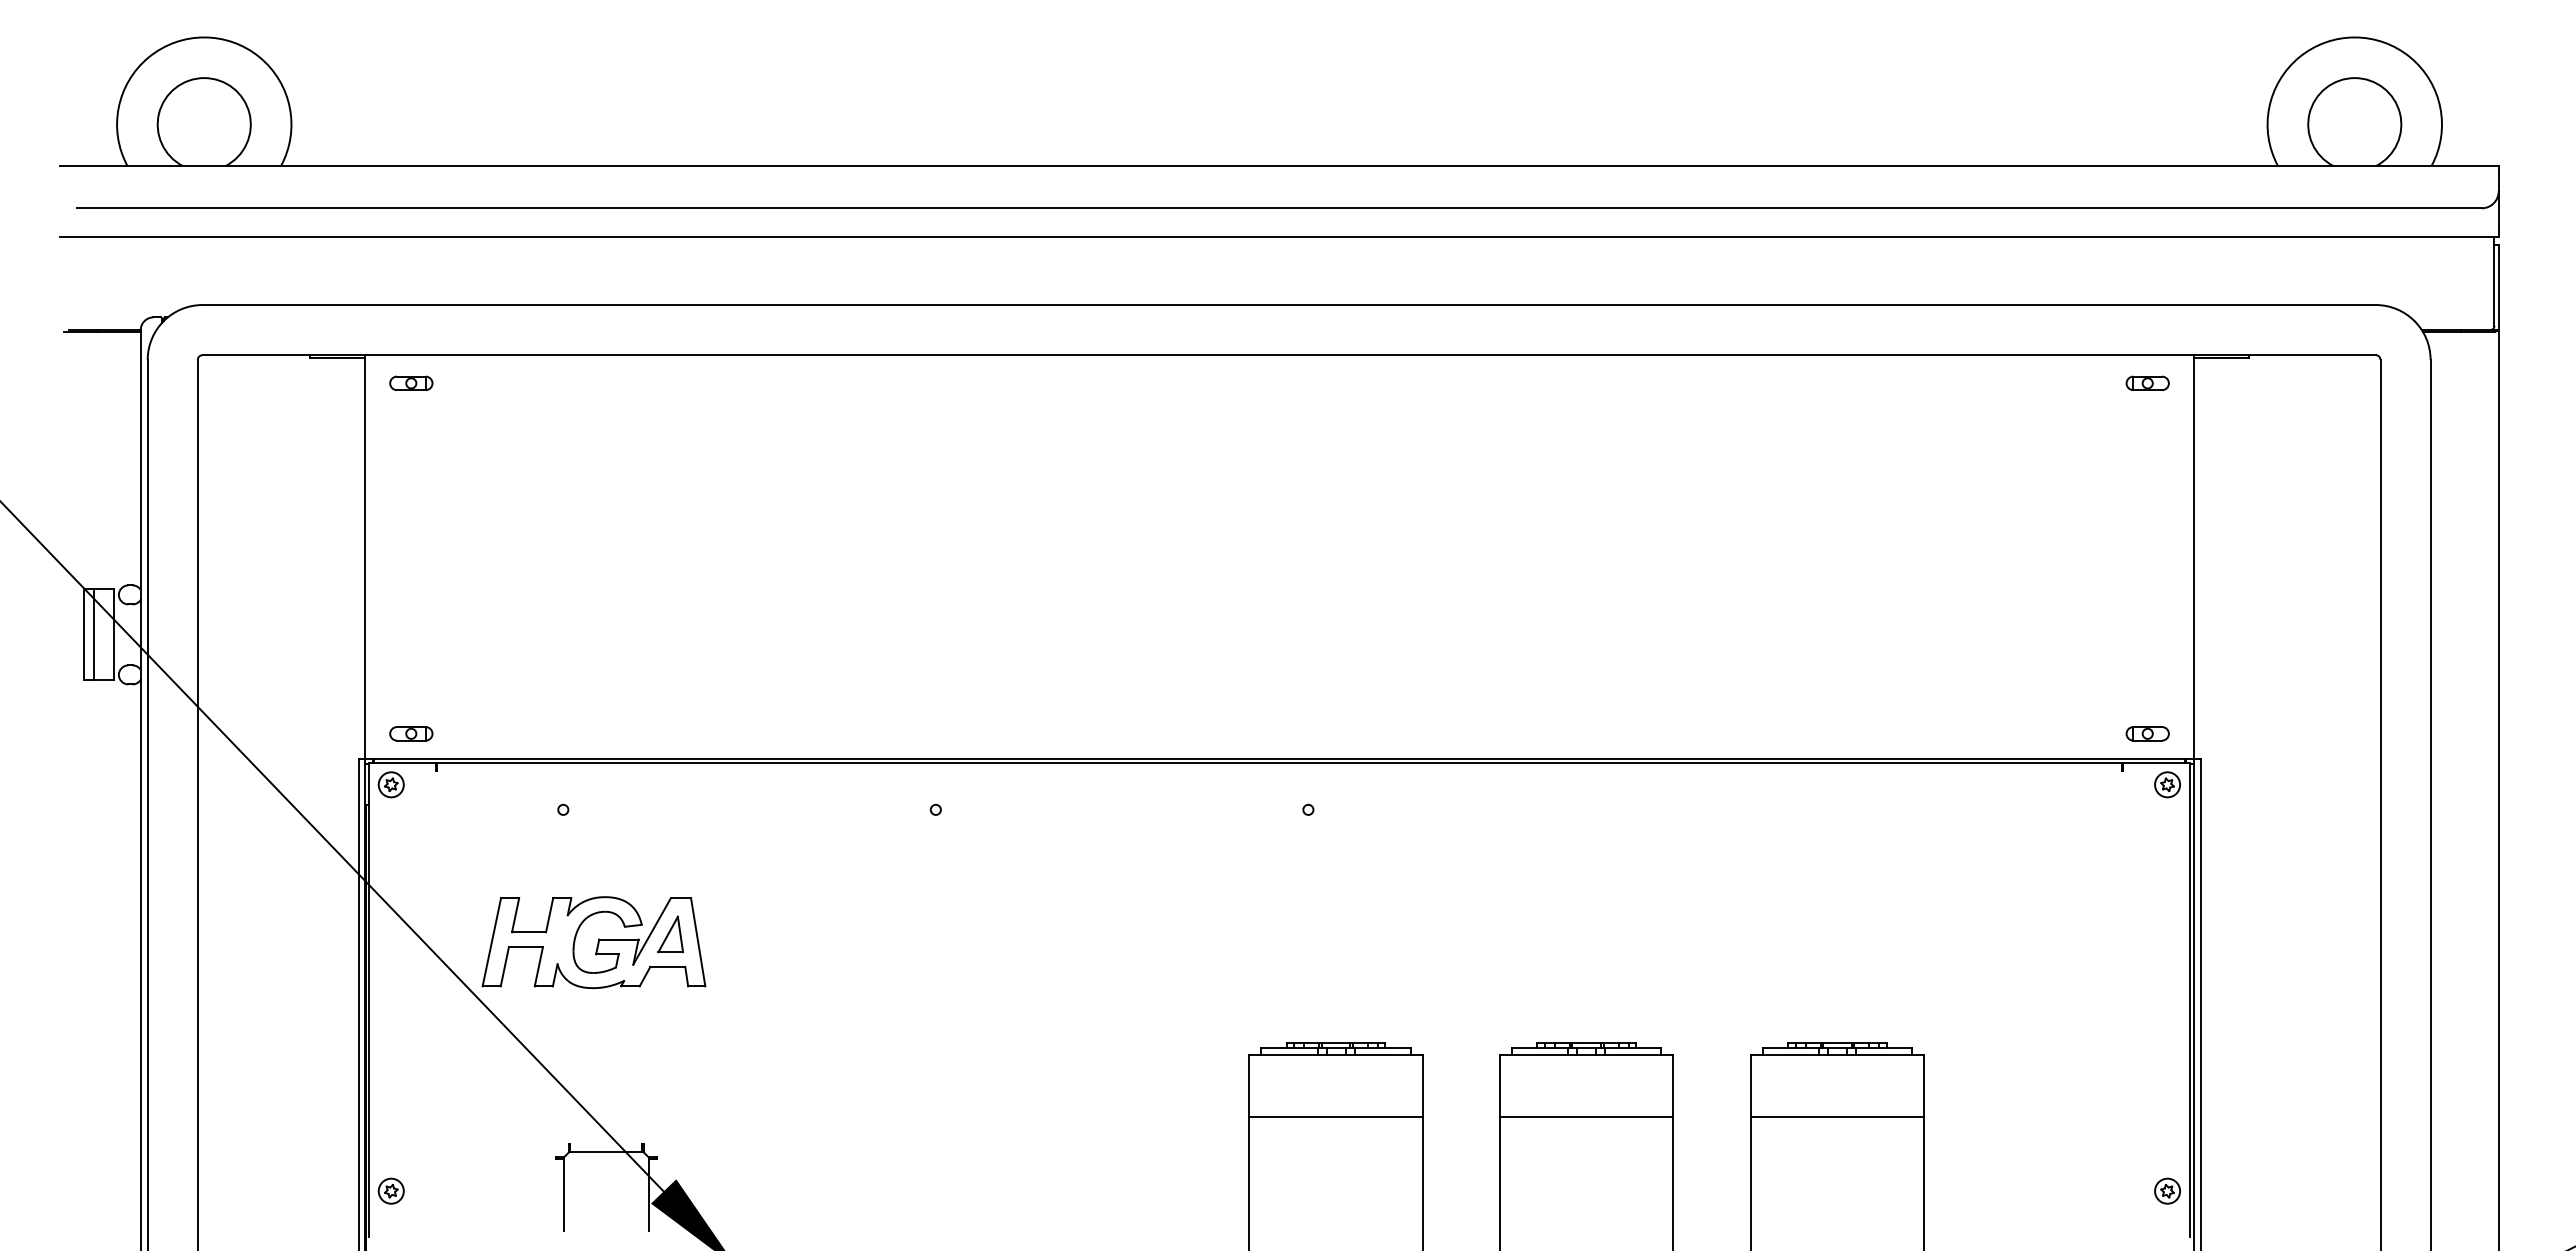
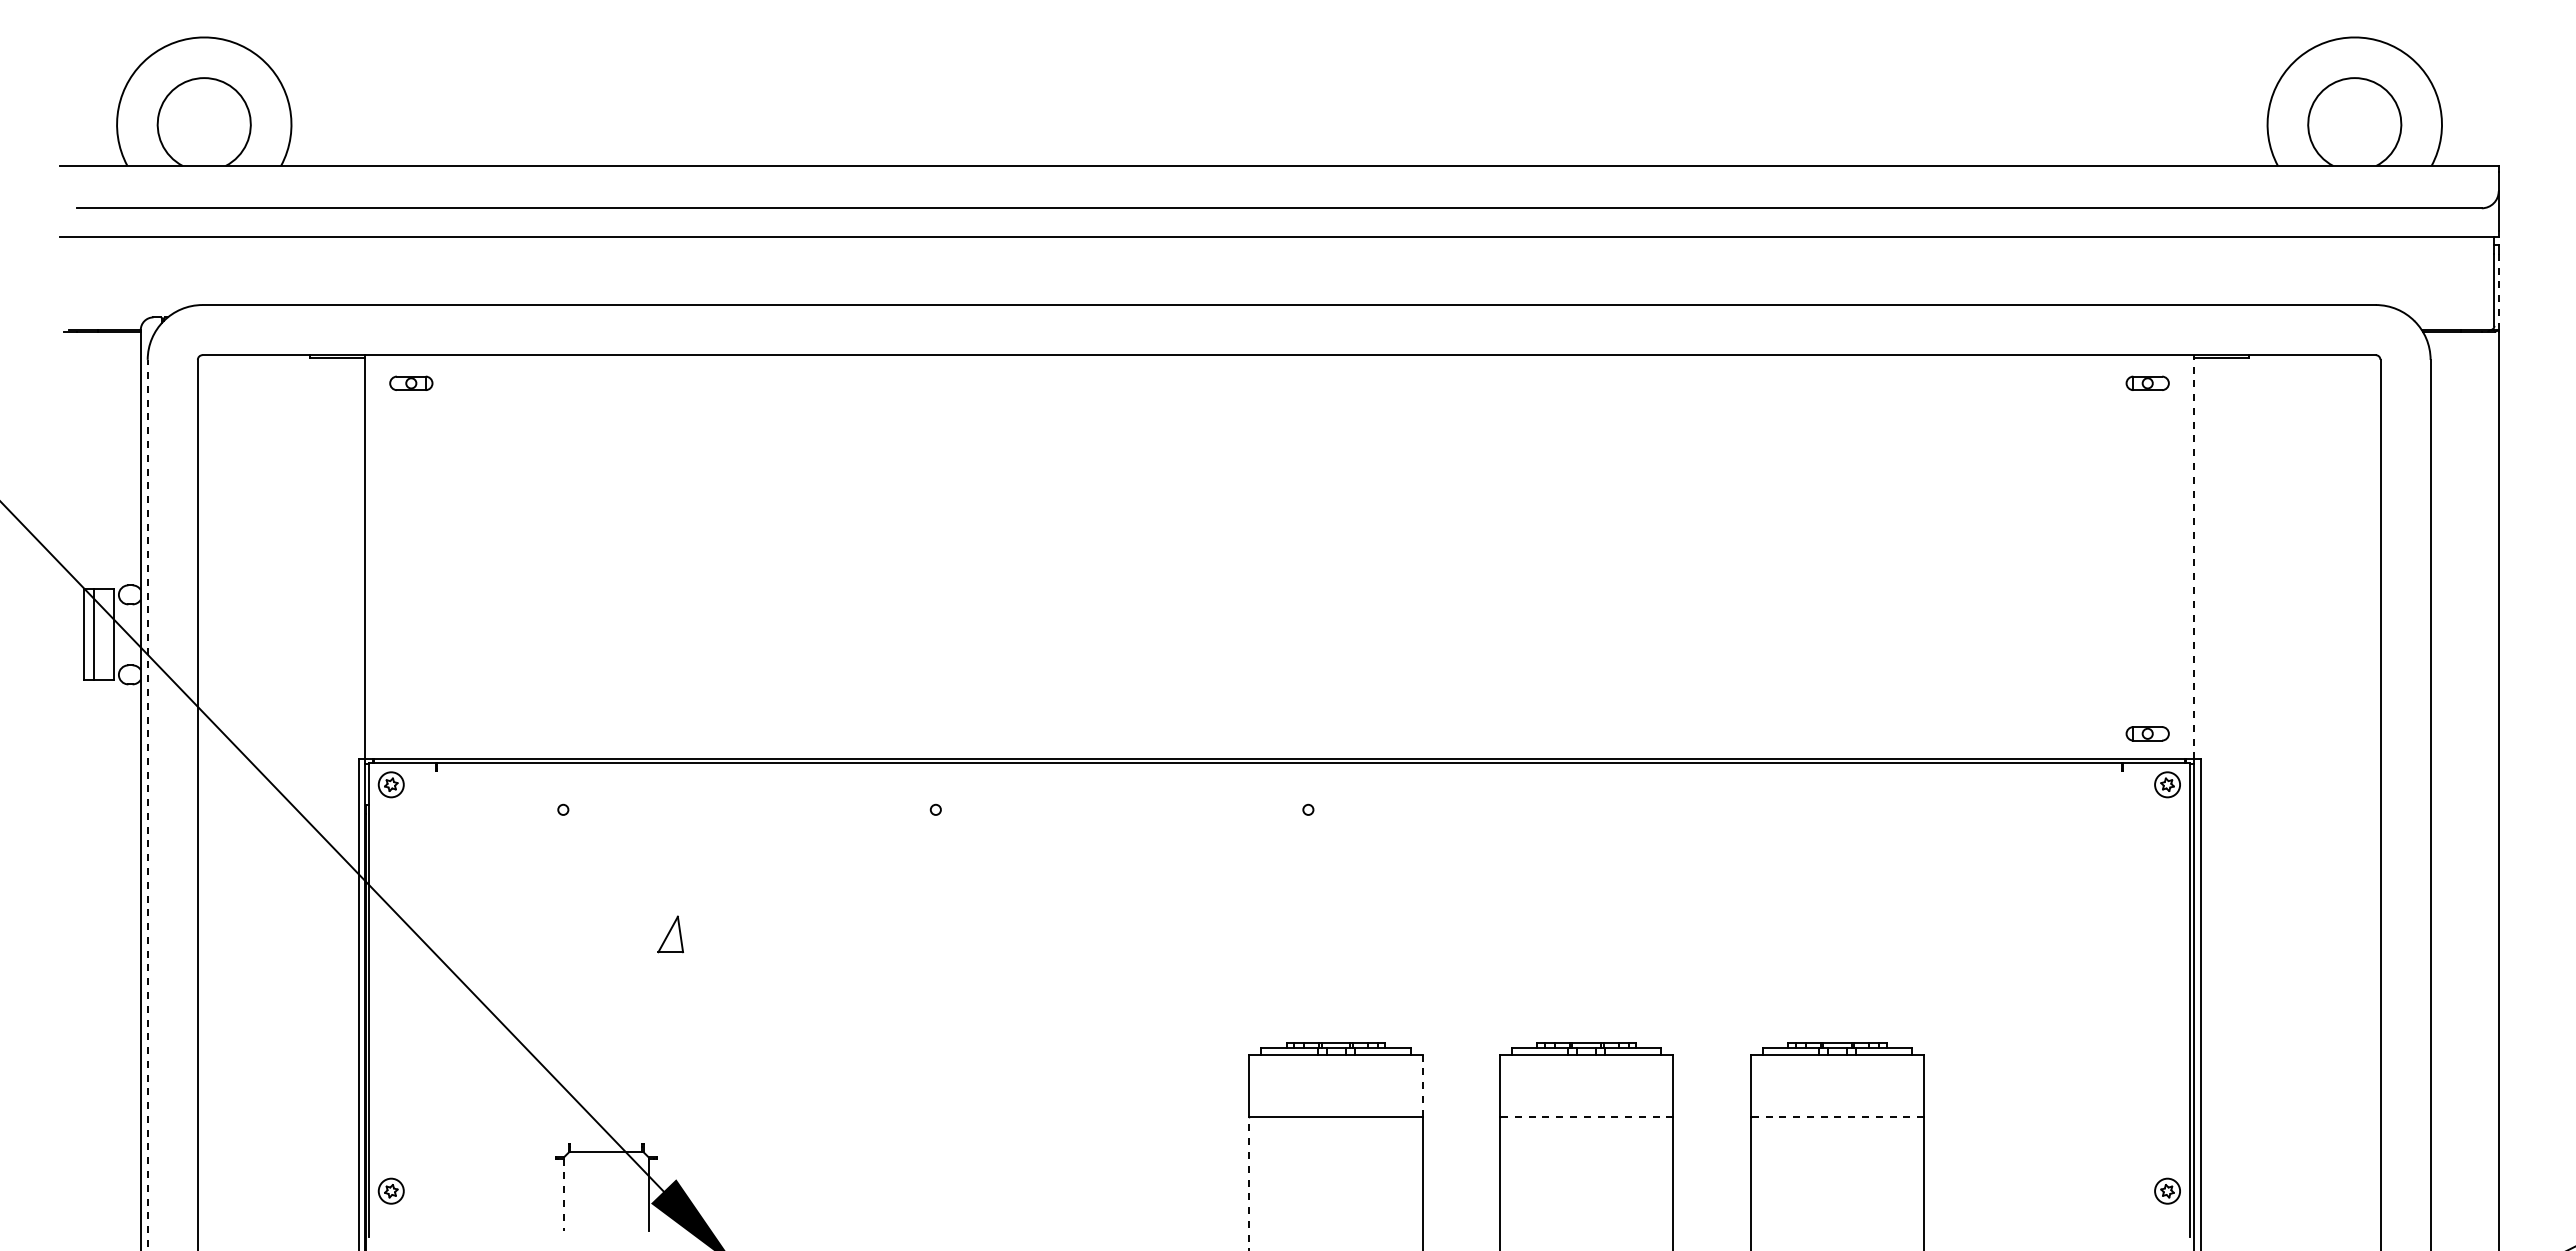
line: solid -> dashed (2498, 291)
line: solid -> dashed (2193, 556)
part: present -> none (411, 733)
line: solid -> dashed (147, 804)
part: present -> none (593, 942)
line: solid -> dashed (1422, 1085)
line: solid -> dashed (1586, 1116)
line: solid -> dashed (1837, 1116)
line: solid -> dashed (1249, 1183)
line: solid -> dashed (564, 1195)
